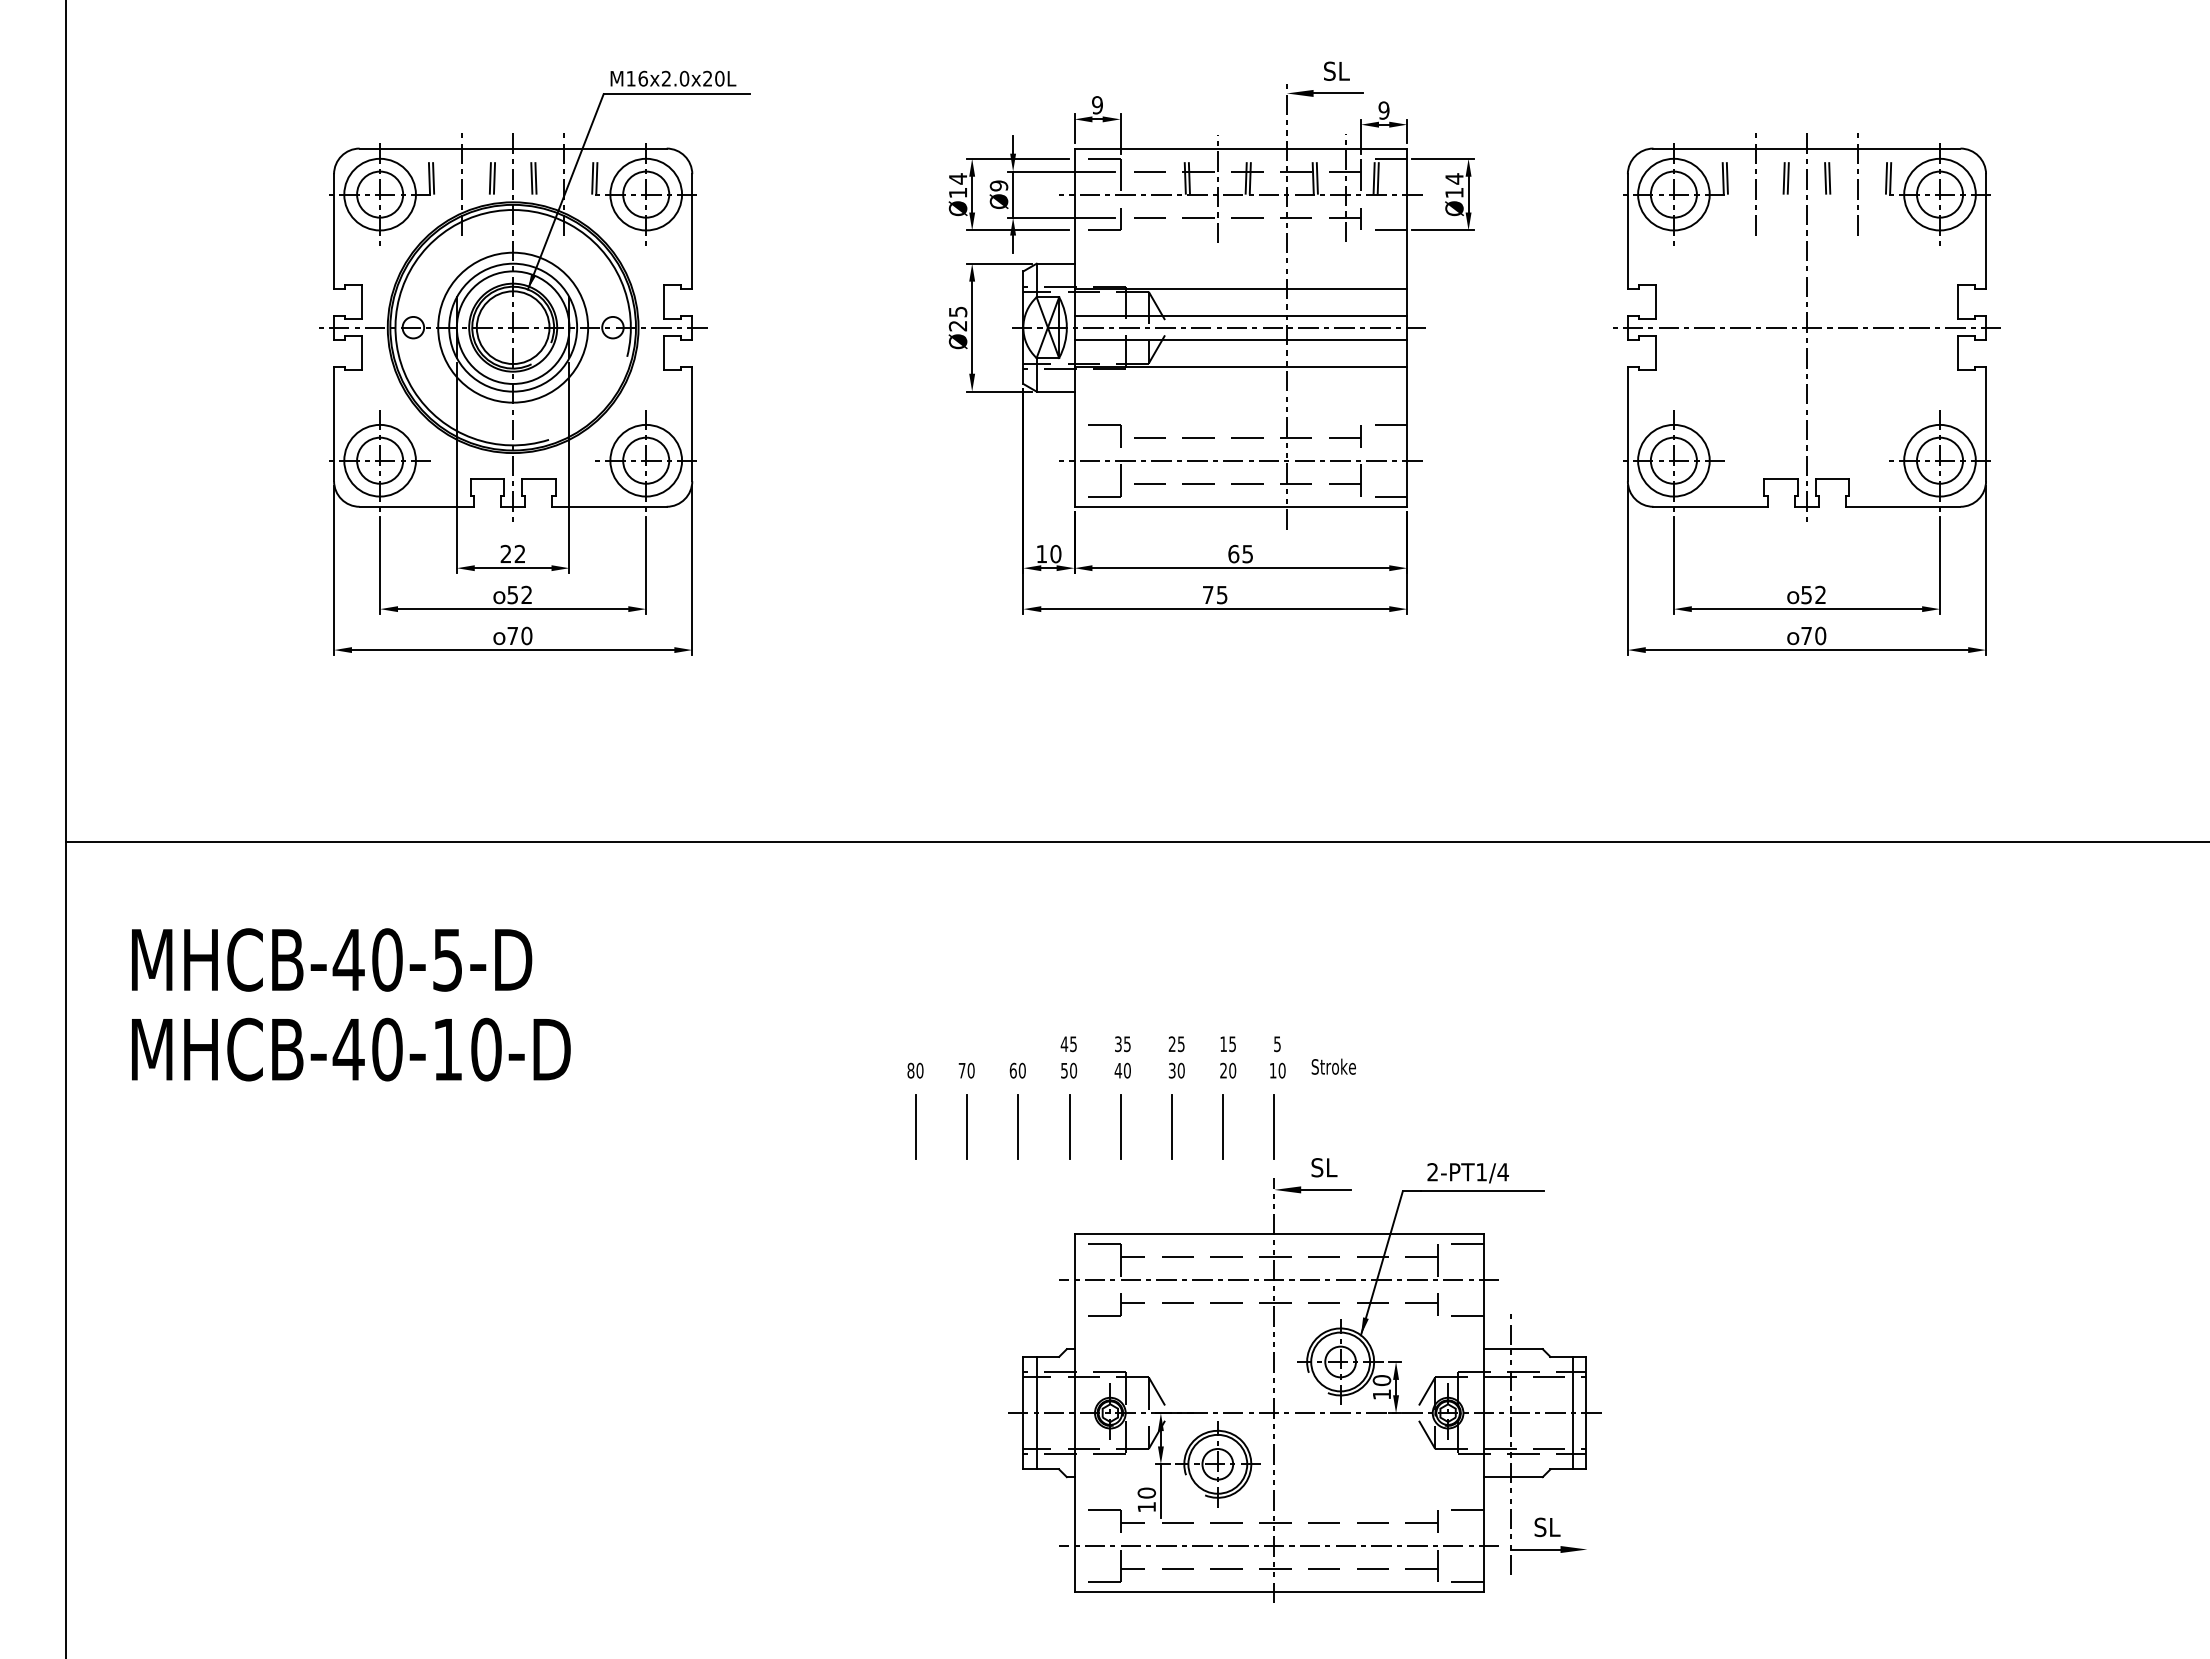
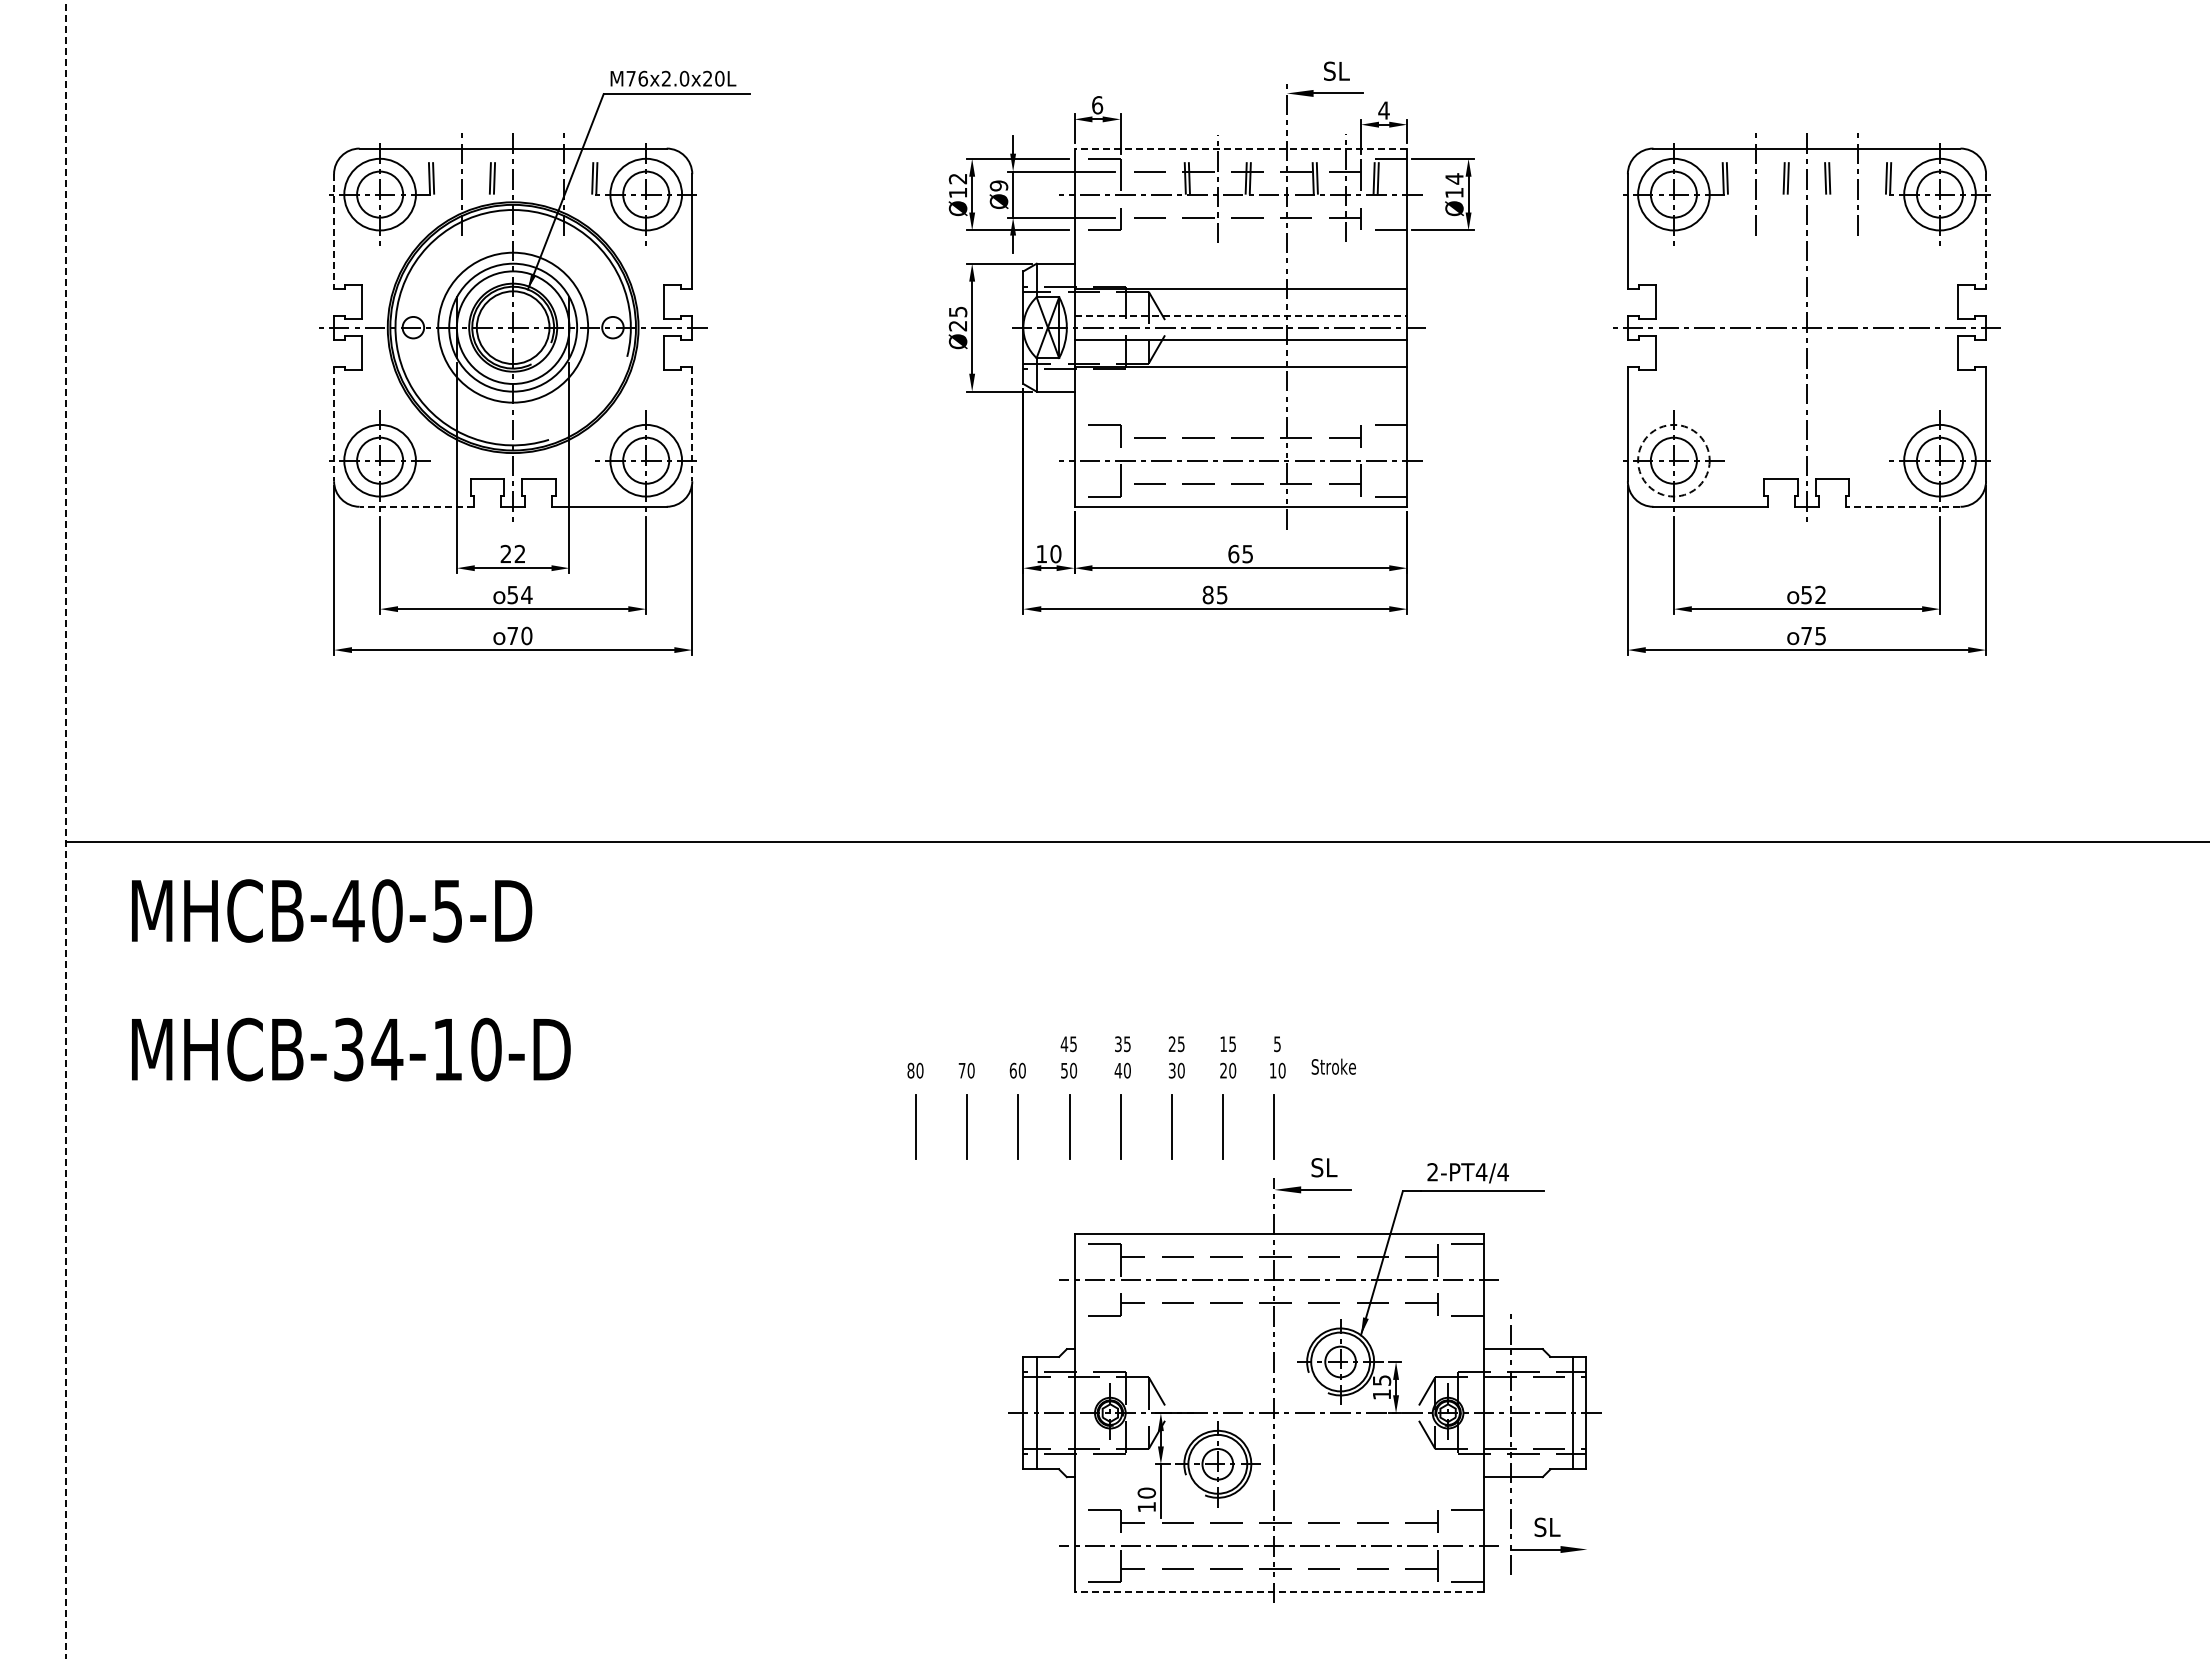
text: M16x2.0x20L -> M76x2.0x20L (630, 78)
text: 9 -> 6 (1097, 105)
text: 9 -> 4 (1383, 110)
line: solid -> dashed (1240, 148)
part: present -> none (533, 178)
text: Ø14 -> Ø12 (957, 178)
line: solid -> dashed (334, 231)
line: solid -> dashed (1986, 231)
line: solid -> dashed (1241, 315)
line: solid -> dashed (334, 424)
line: solid -> dashed (692, 424)
circle: solid -> dashed (1673, 460)
line: solid -> dashed (416, 506)
line: solid -> dashed (1902, 506)
text: 52 -> 54 (526, 594)
text: 75 -> 85 (1207, 594)
text: 70 -> 75 (1820, 635)
line: solid -> dashed (66, 829)
text position: (332, 959) -> (332, 910) (332, 910)
text: MHCB-40-10-D -> MHCB-34-10-D (367, 1049)
text: 2-PT1/4 -> 2-PT4/4 (1481, 1172)
text: 10 -> 15 (1381, 1380)
line: solid -> dashed (1279, 1592)
